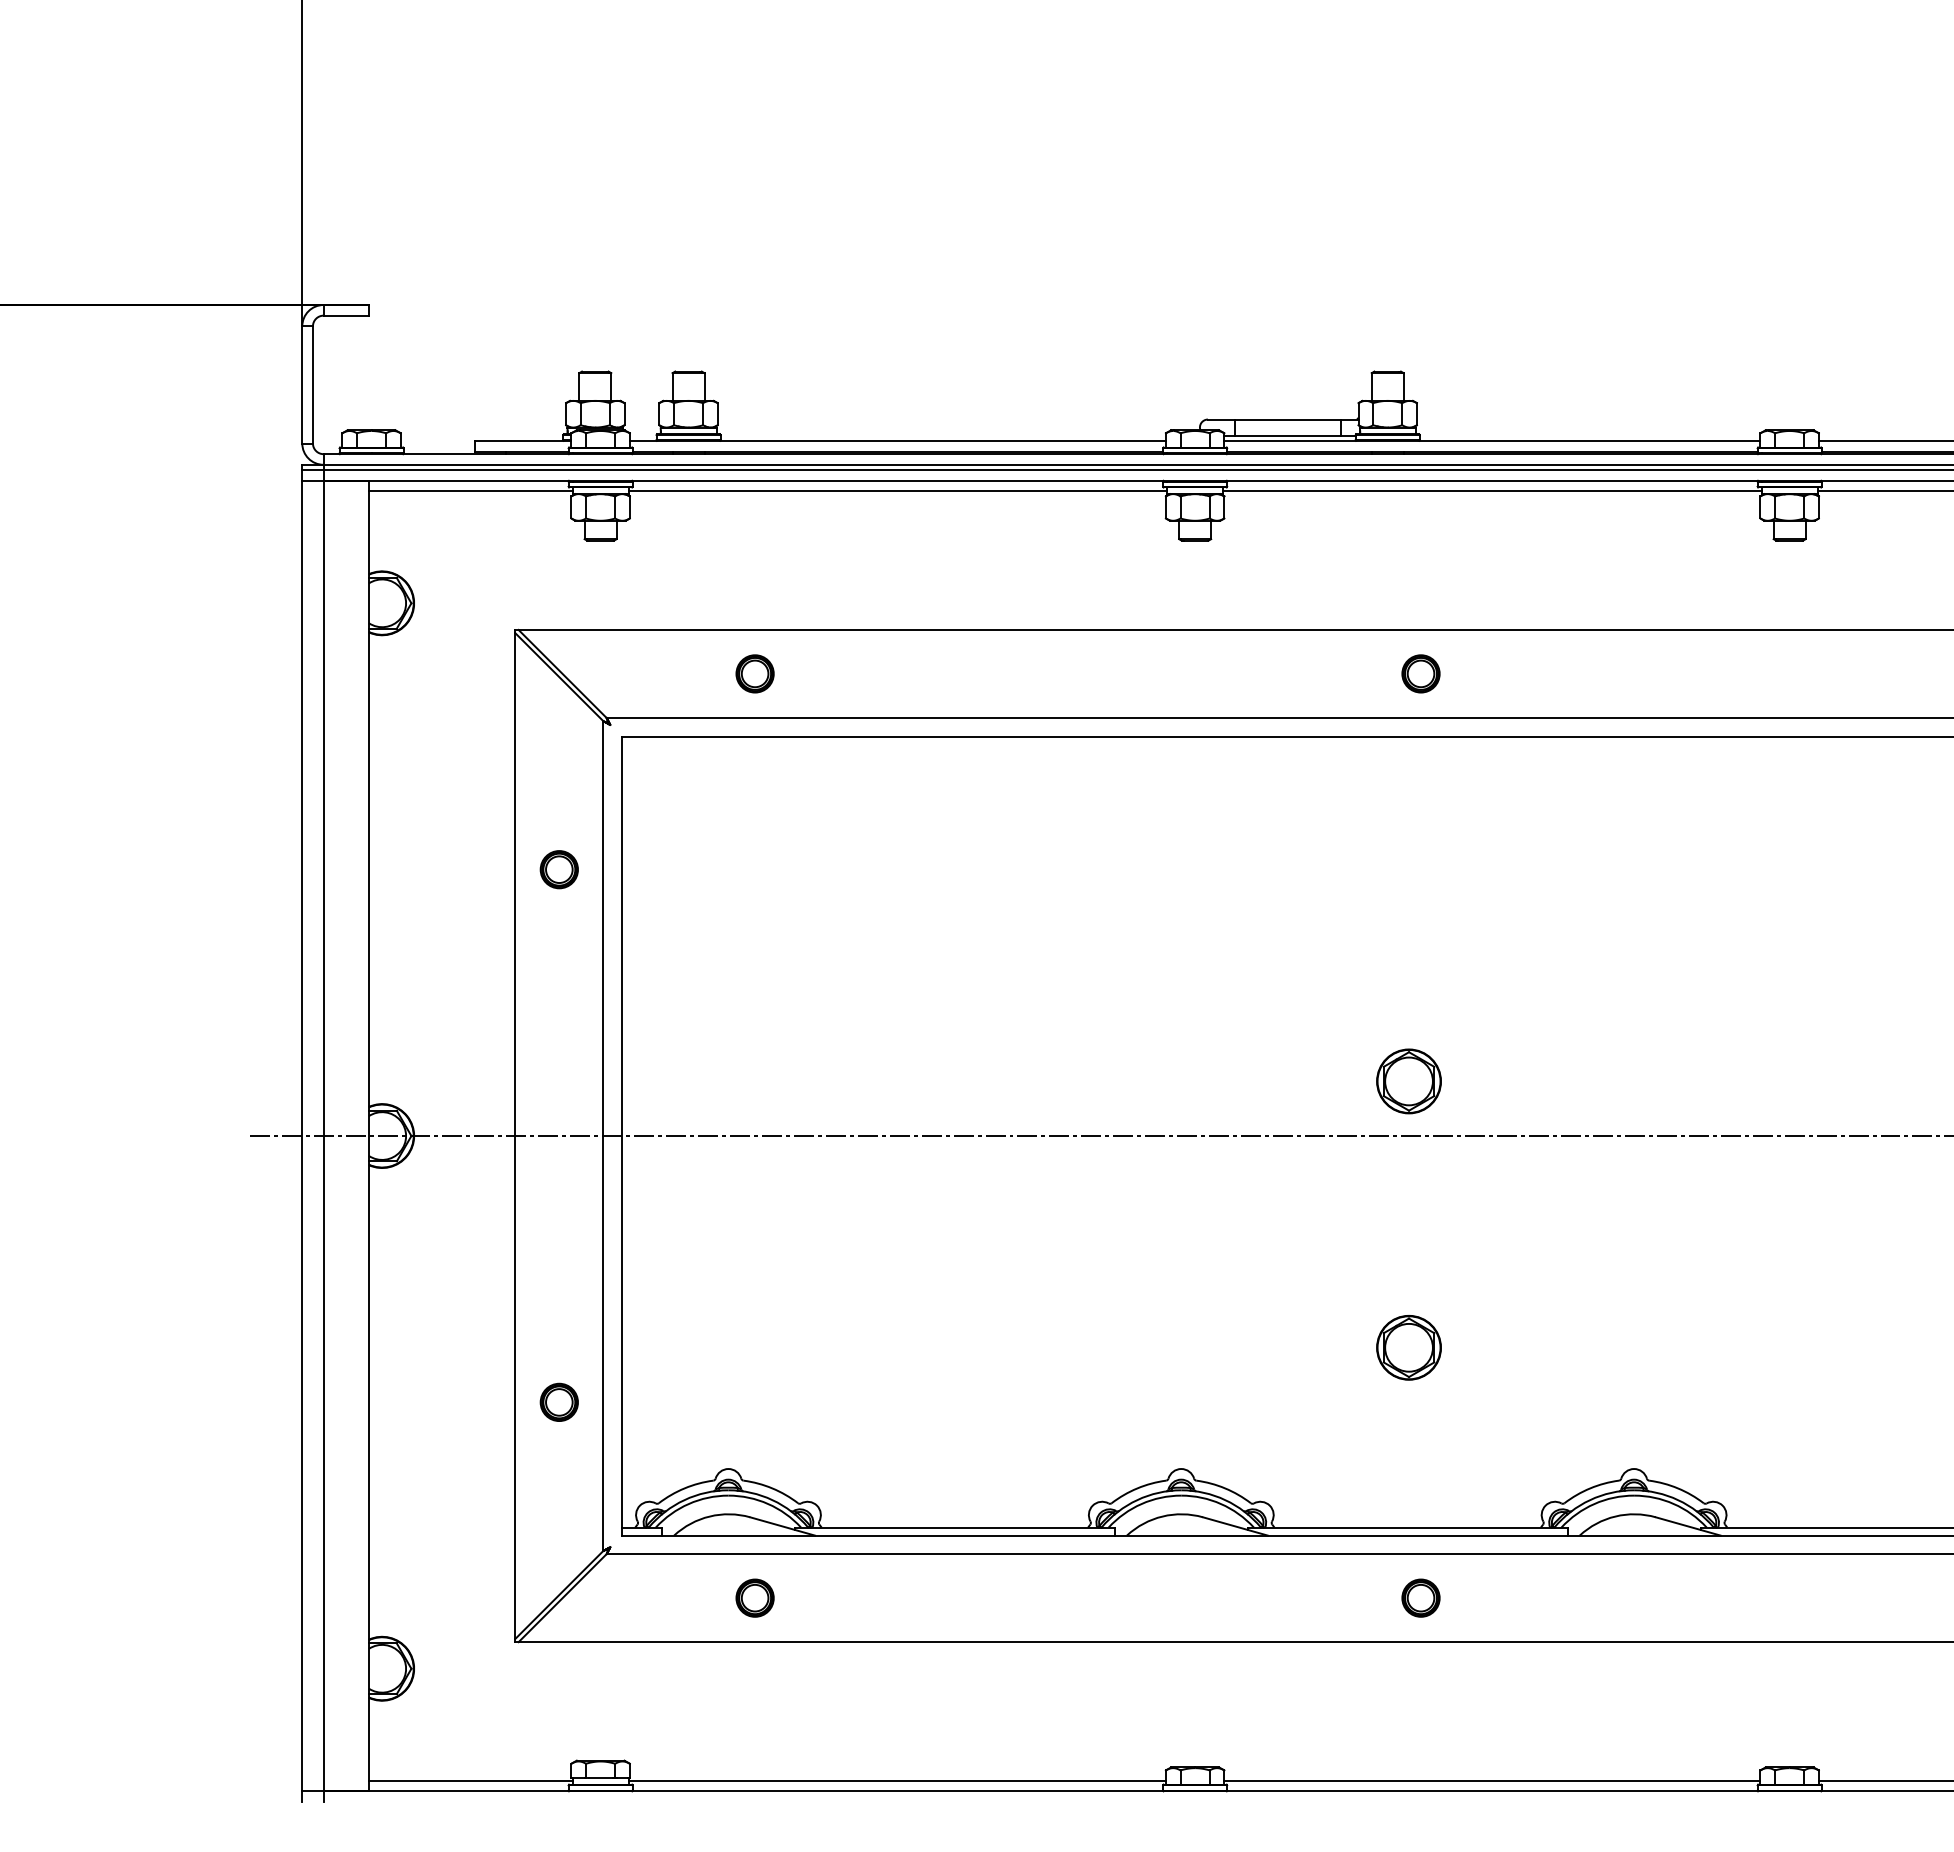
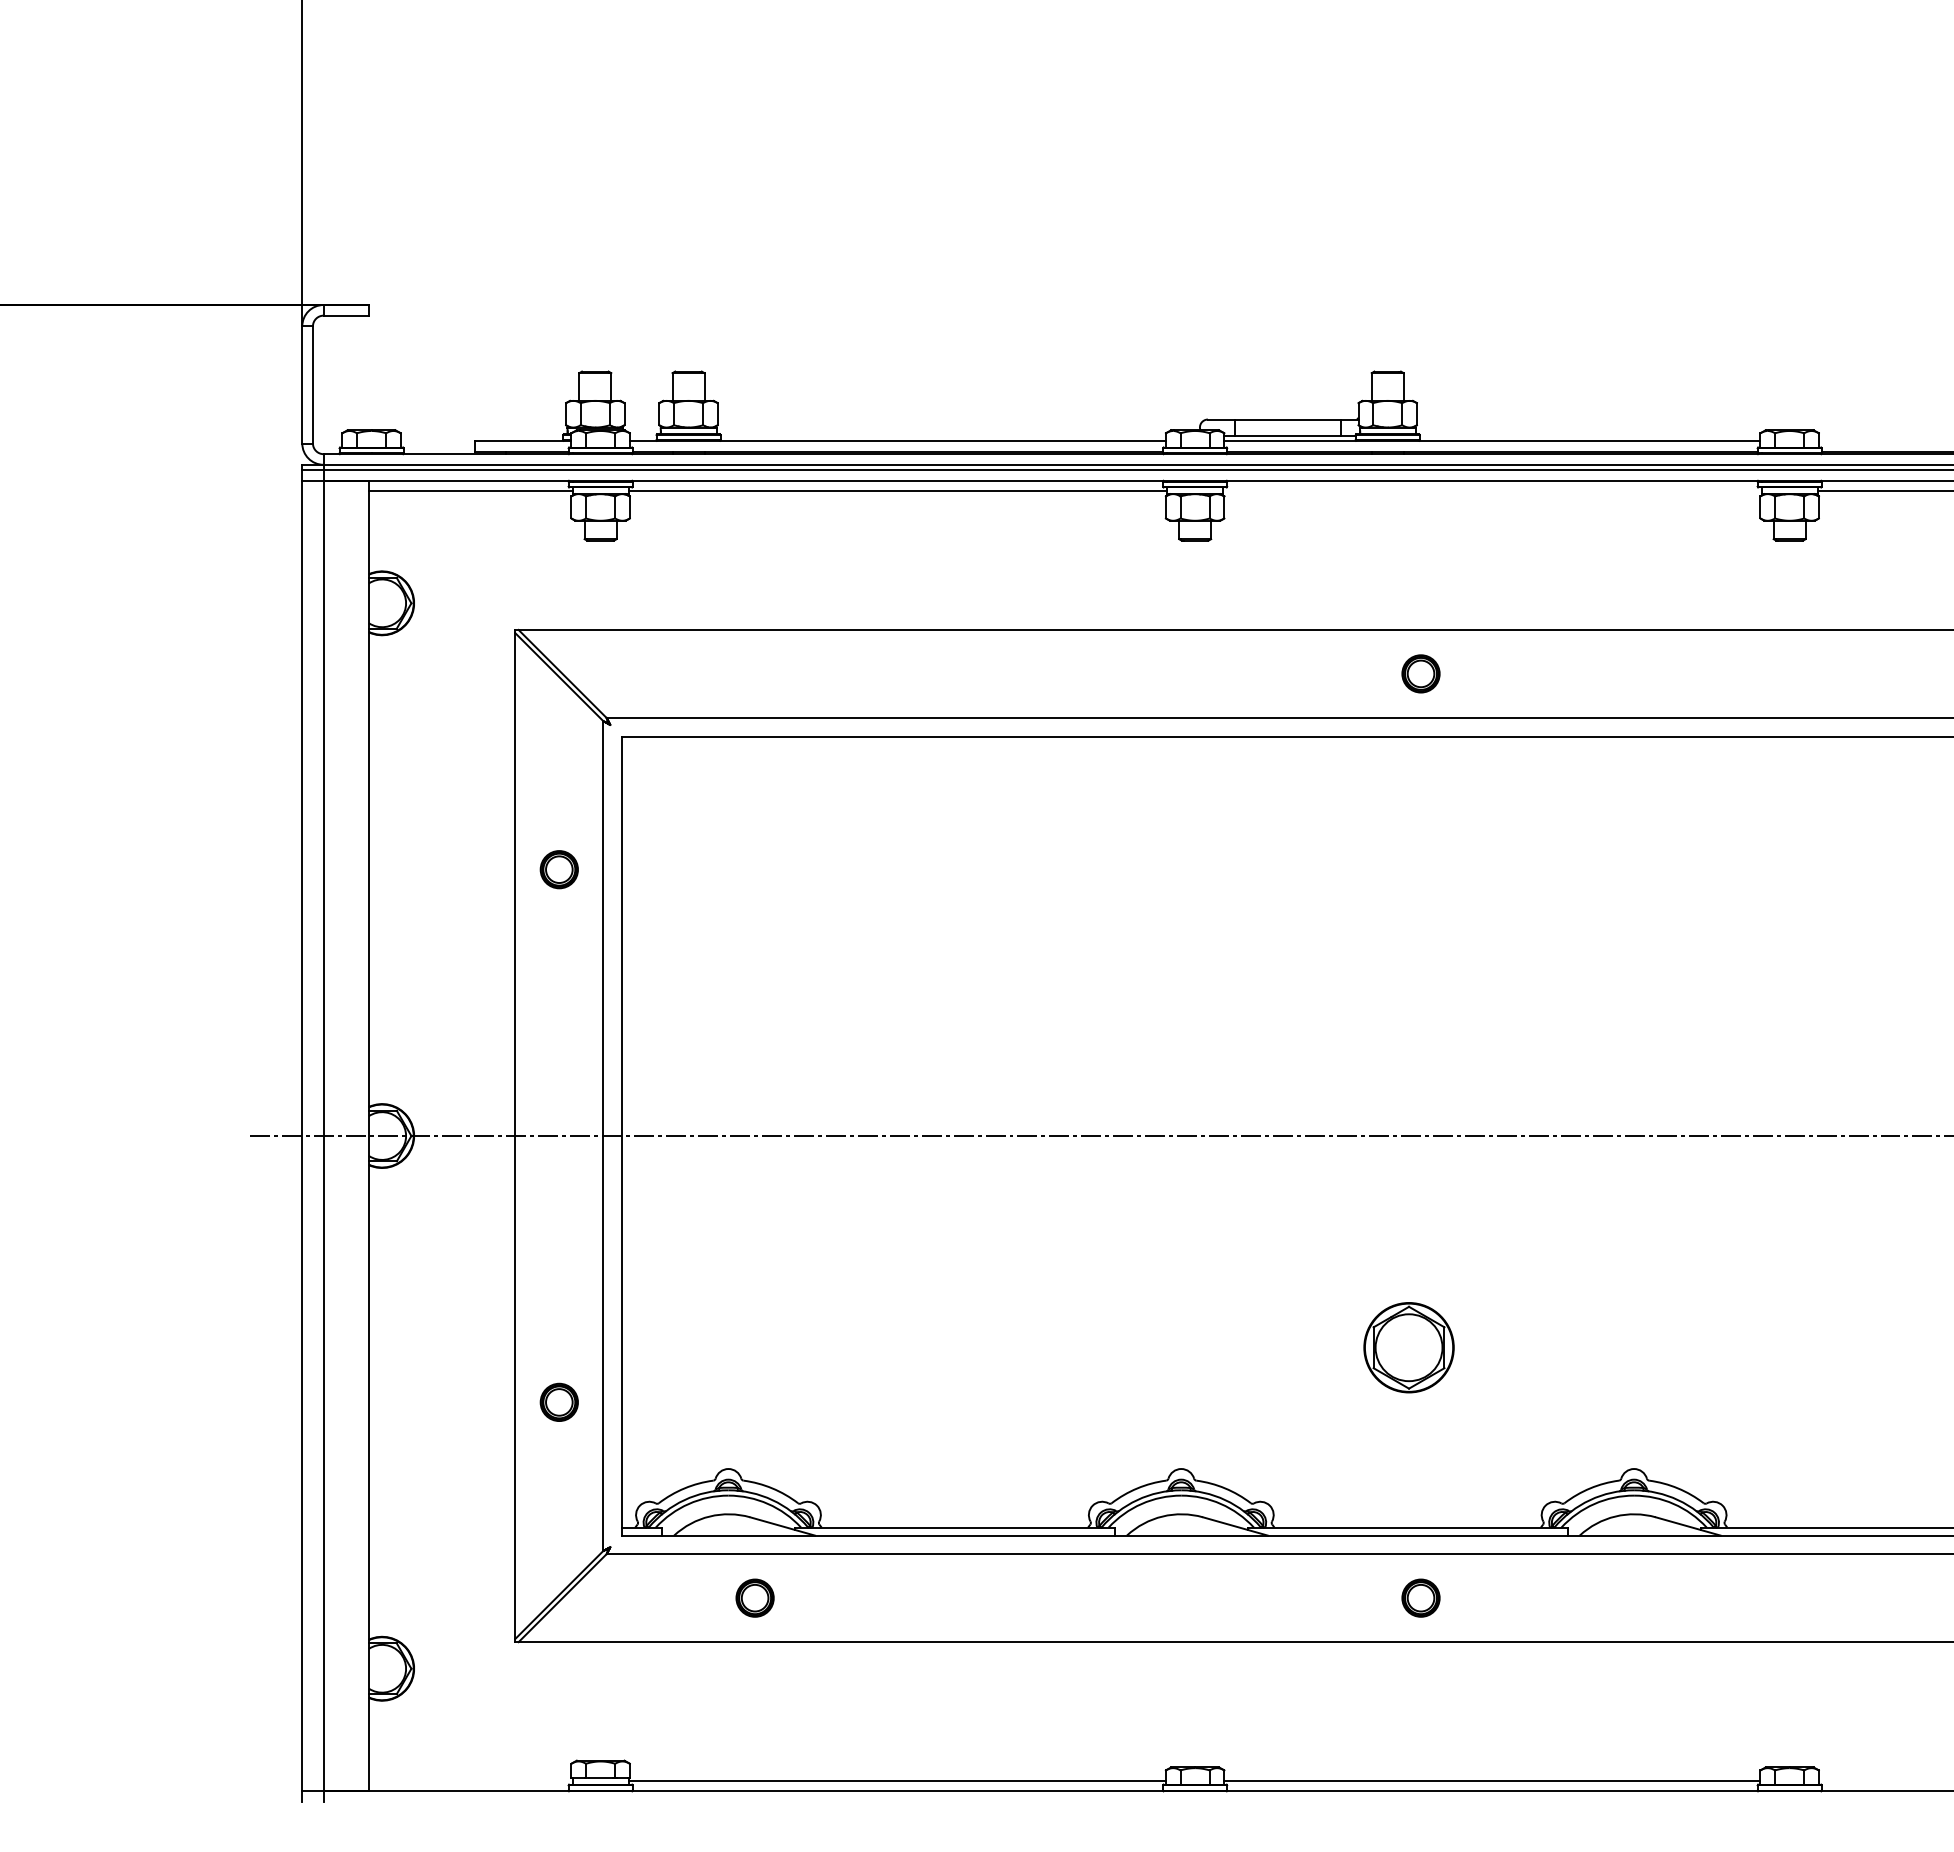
line: present -> none (1884, 440)
line: present -> none (1492, 491)
part: present -> none (754, 673)
part: present -> none (1408, 1081)
part size: 66x66 px -> 92x92 px (1408, 1347)
line: present -> none (470, 1780)
line: present -> none (1884, 1780)
